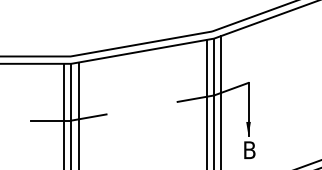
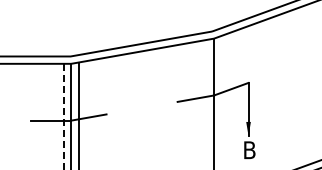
line: present -> none (221, 100)
line: present -> none (206, 102)
line: solid -> dashed (63, 116)
